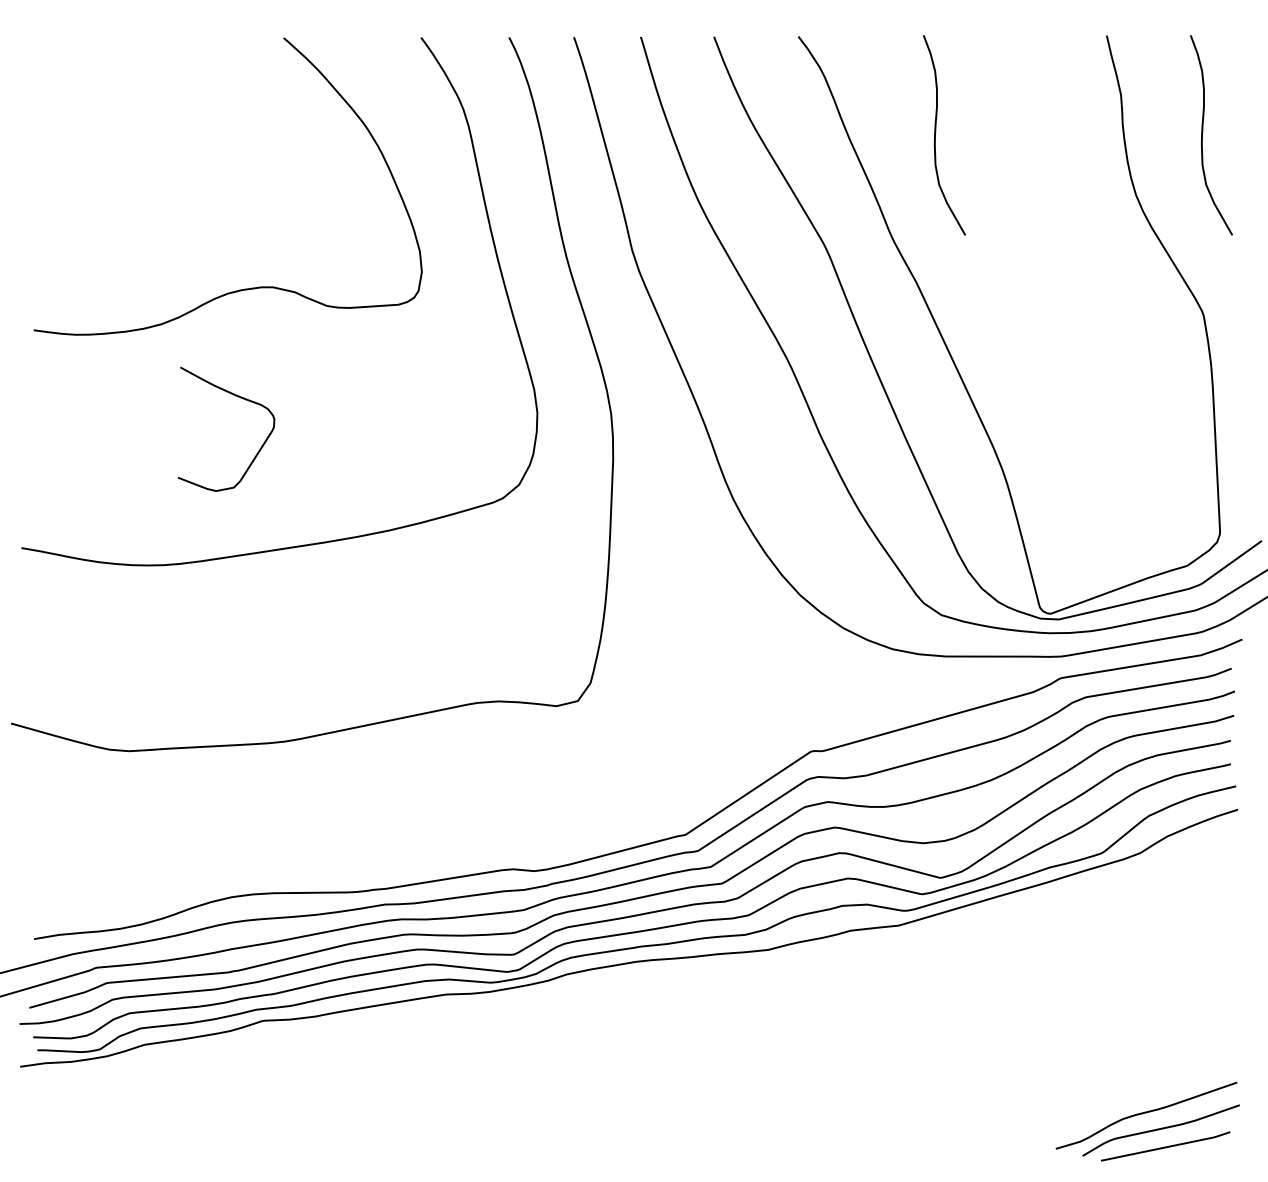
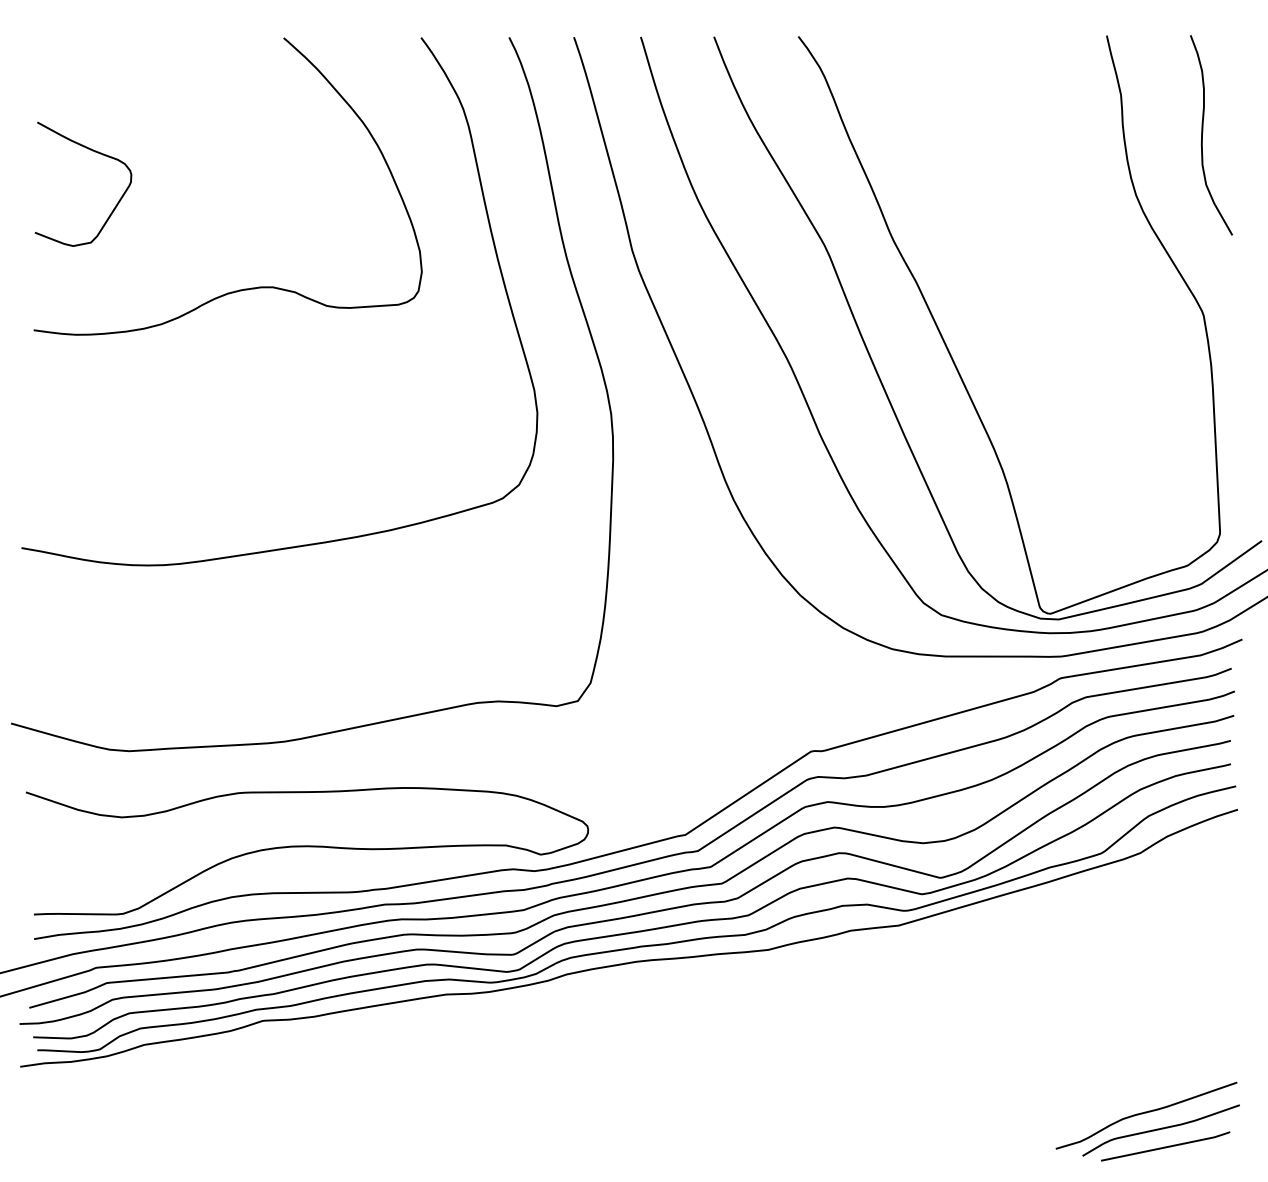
curve: present -> none (936, 132)
curve position: (240, 398) -> (97, 153) (97, 153)
part: none -> present (307, 851)
